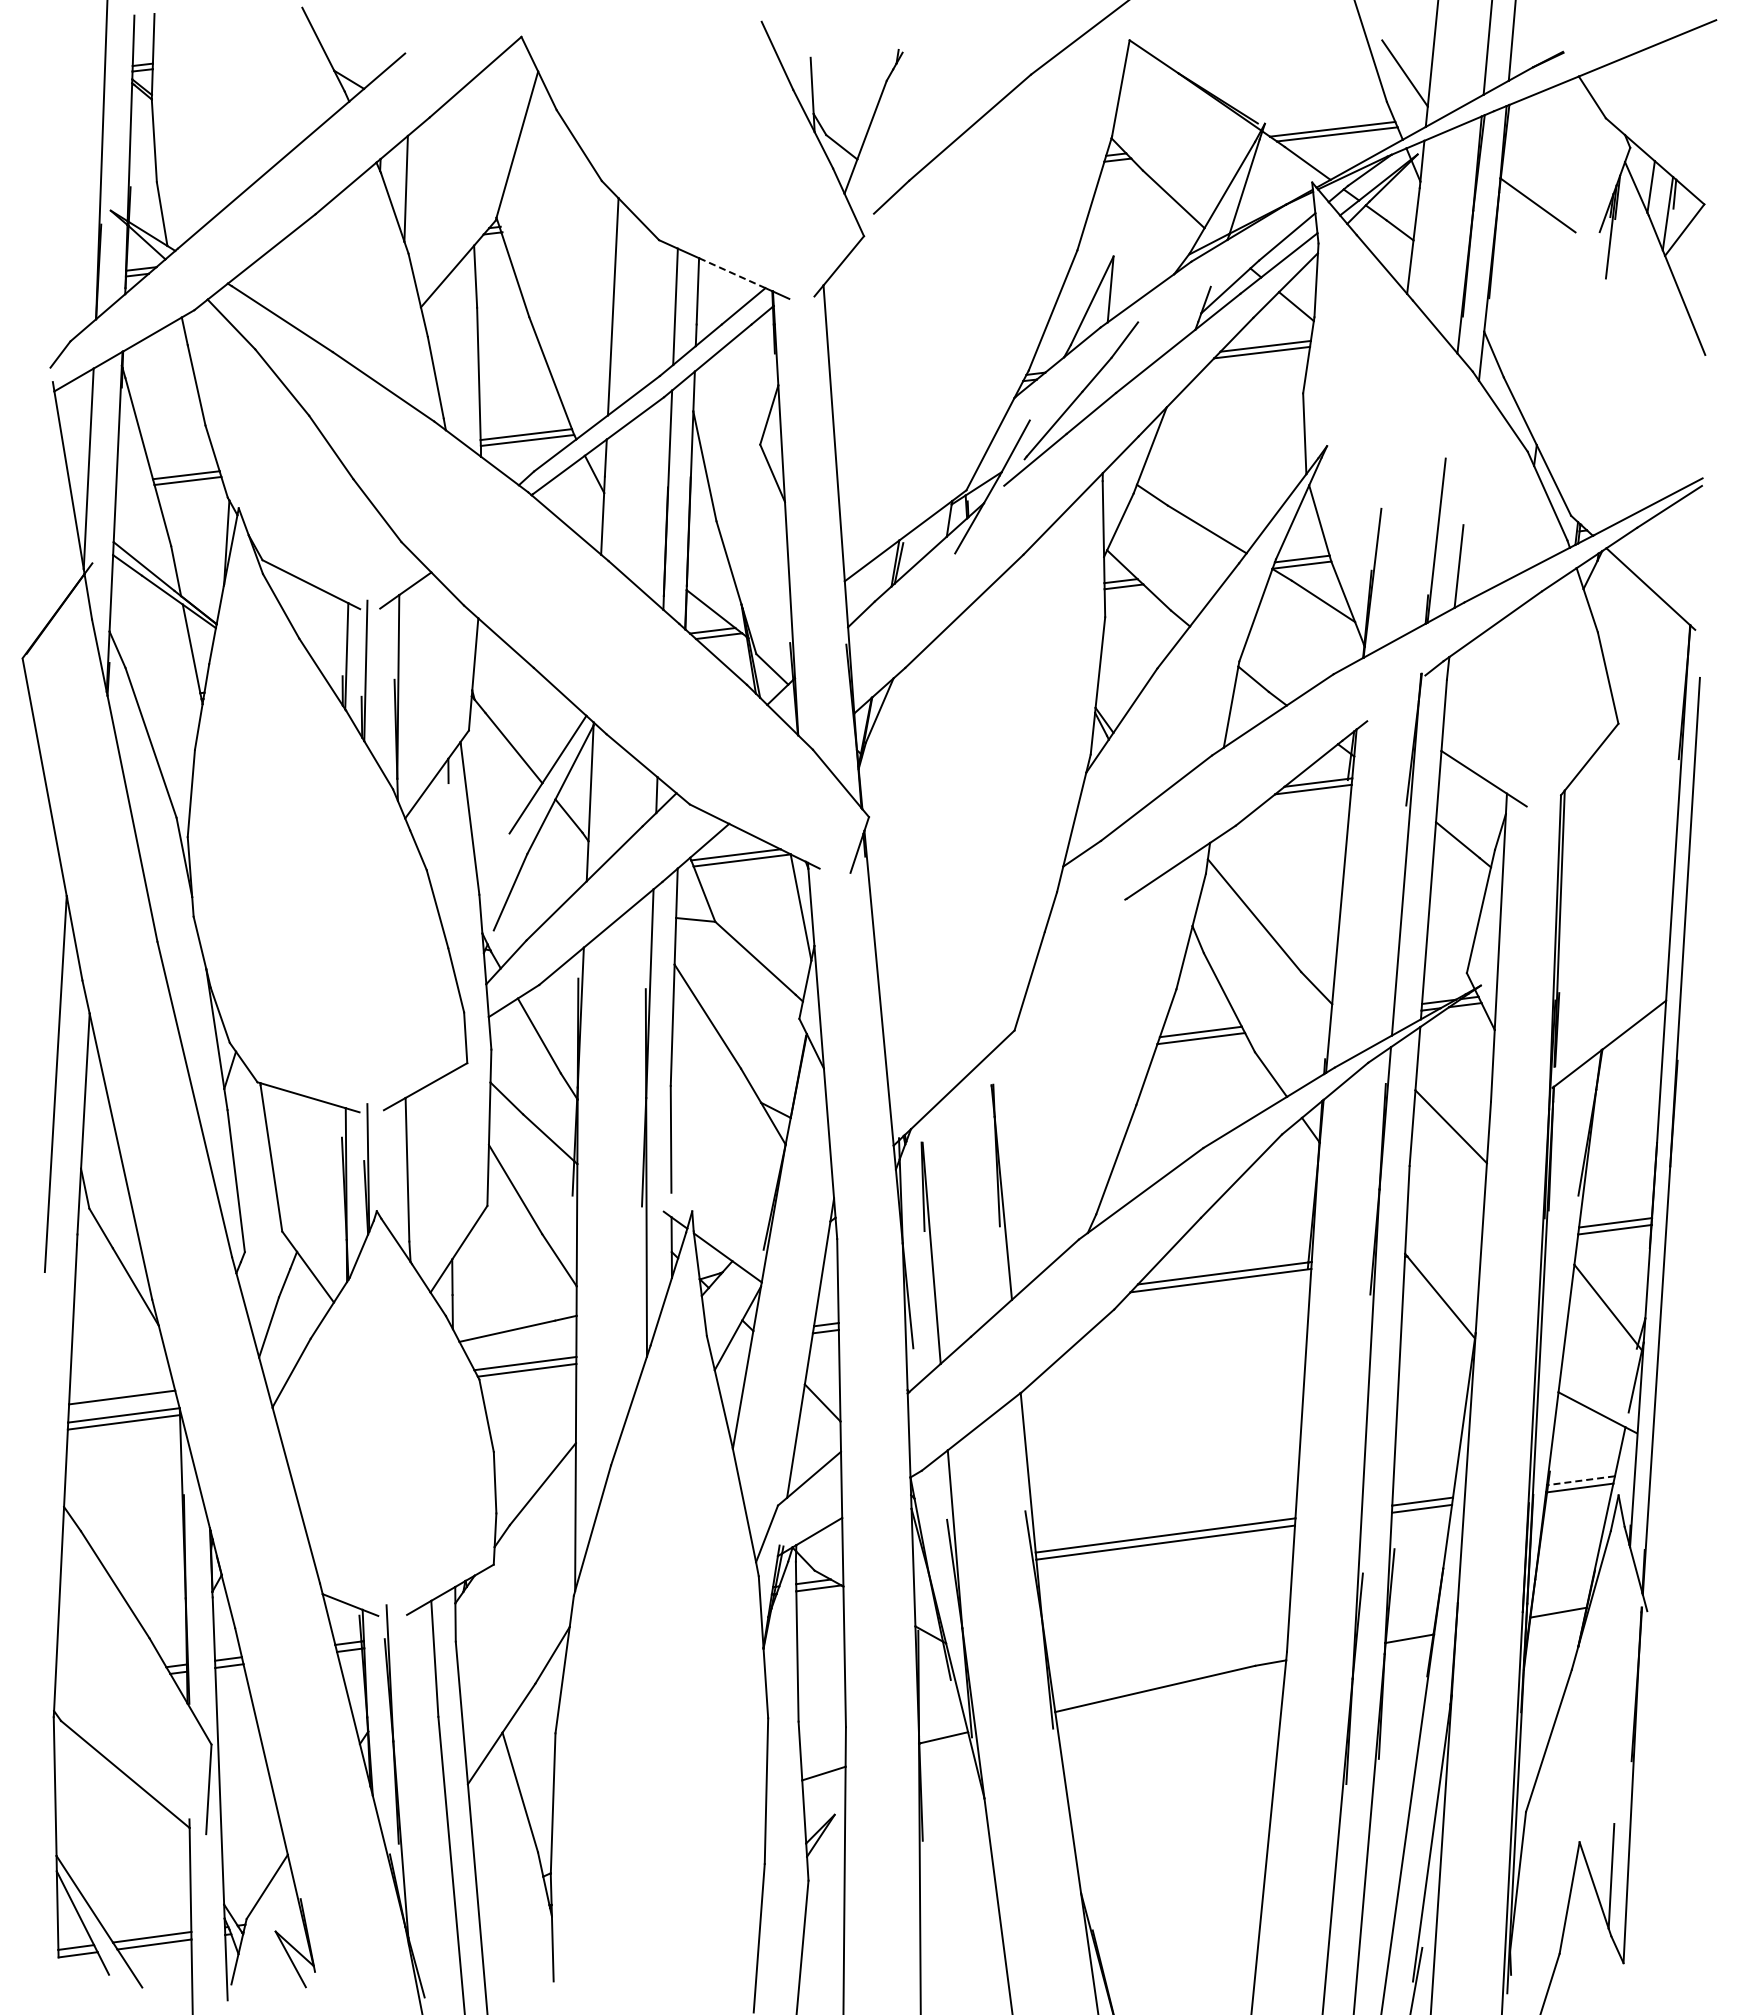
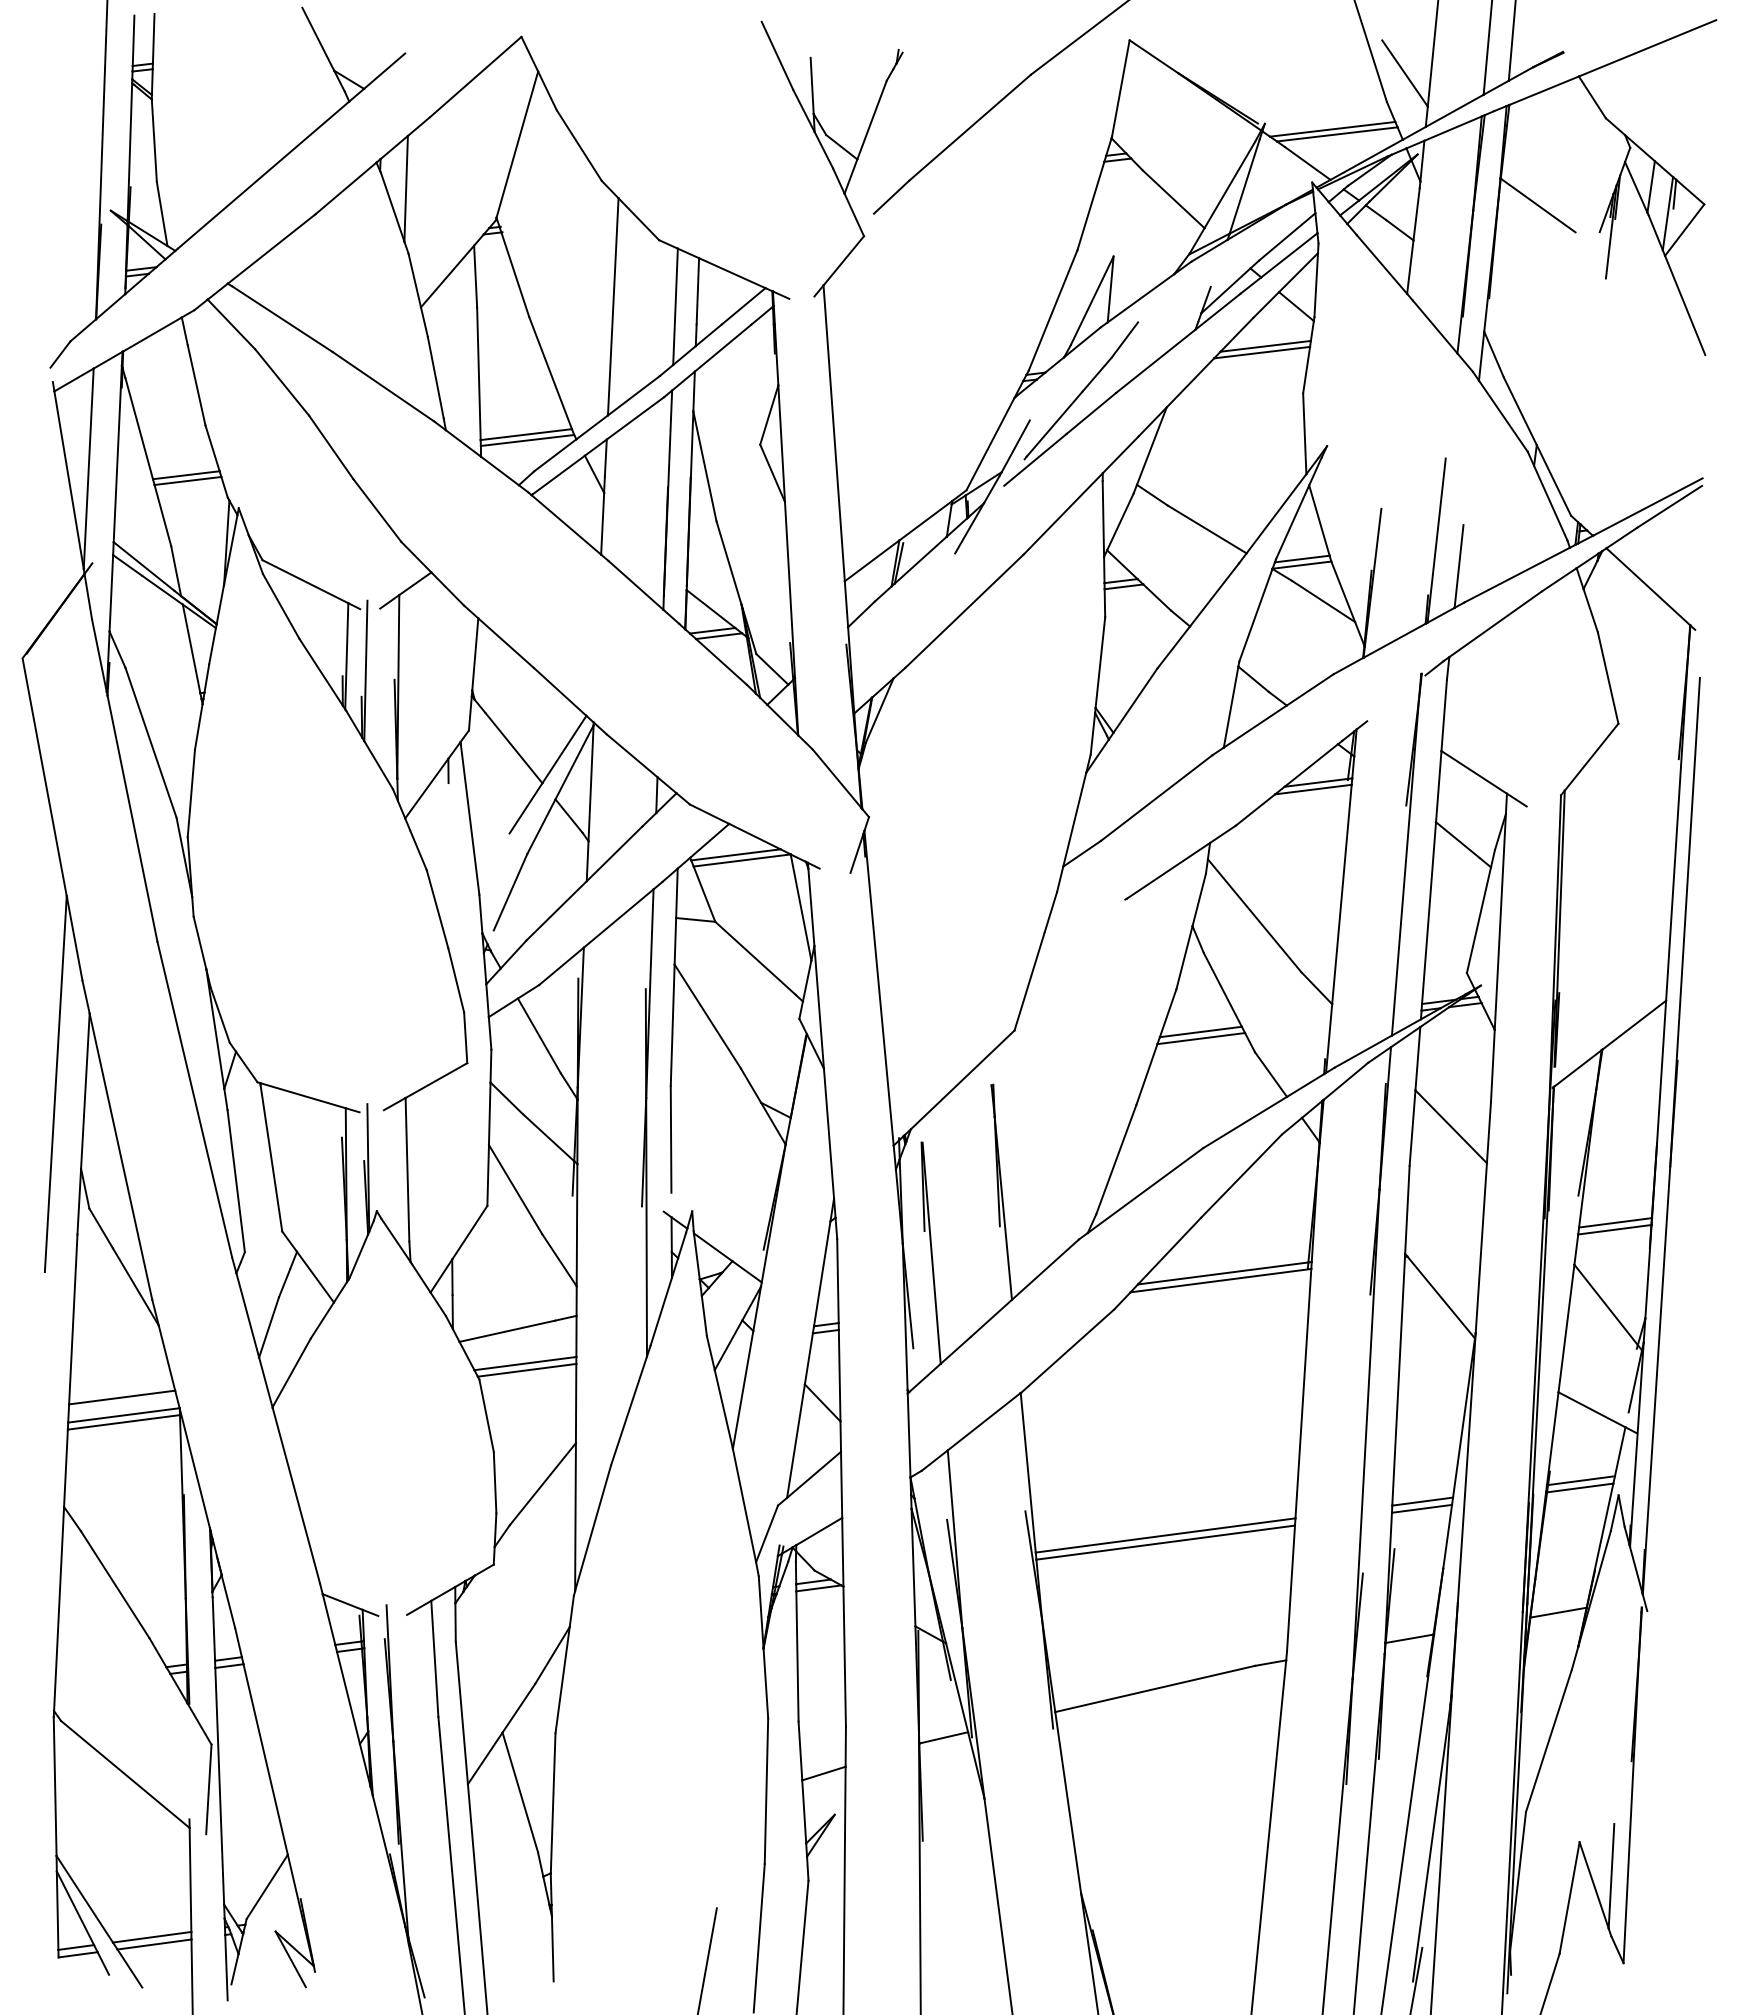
line: dashed -> solid (732, 273)
line: dashed -> solid (1581, 1480)
line: none -> present (707, 1959)
